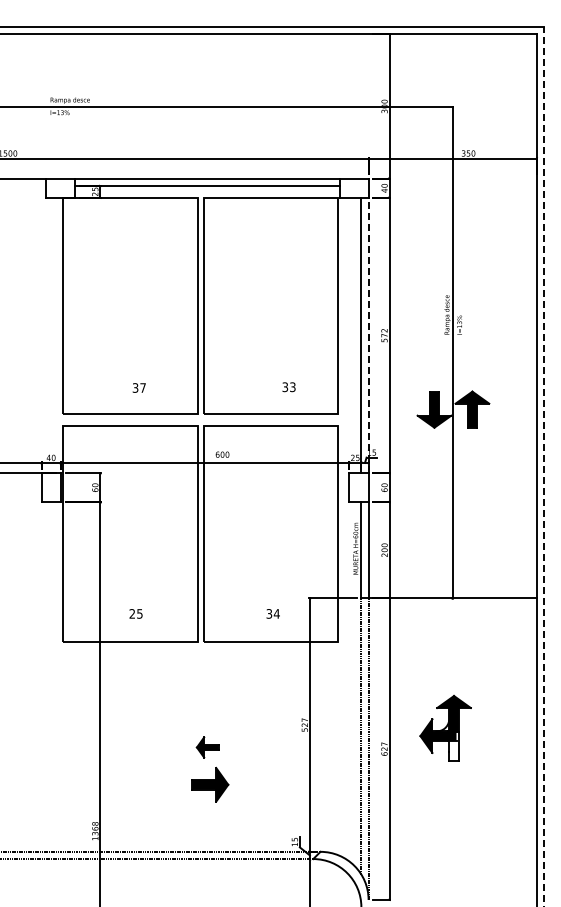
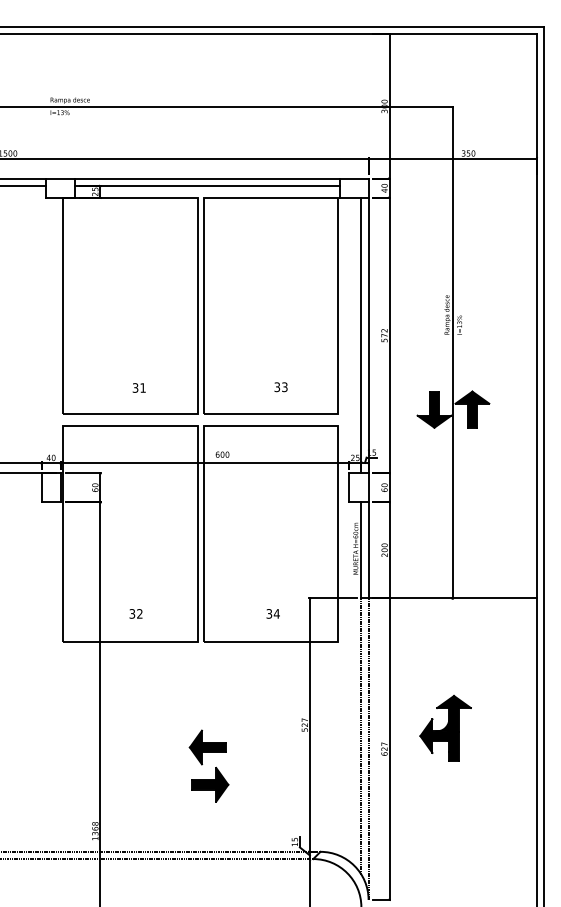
line: none -> present (24, 185)
line: dashed -> solid (368, 335)
text: 37 -> 31 (142, 387)
text position: (288, 387) -> (280, 387) (280, 387)
line: dashed -> solid (544, 466)
text: 25 -> 32 (135, 613)
fill: none -> present (448, 740)
part size: 25x23 px -> 39x37 px (207, 747)
